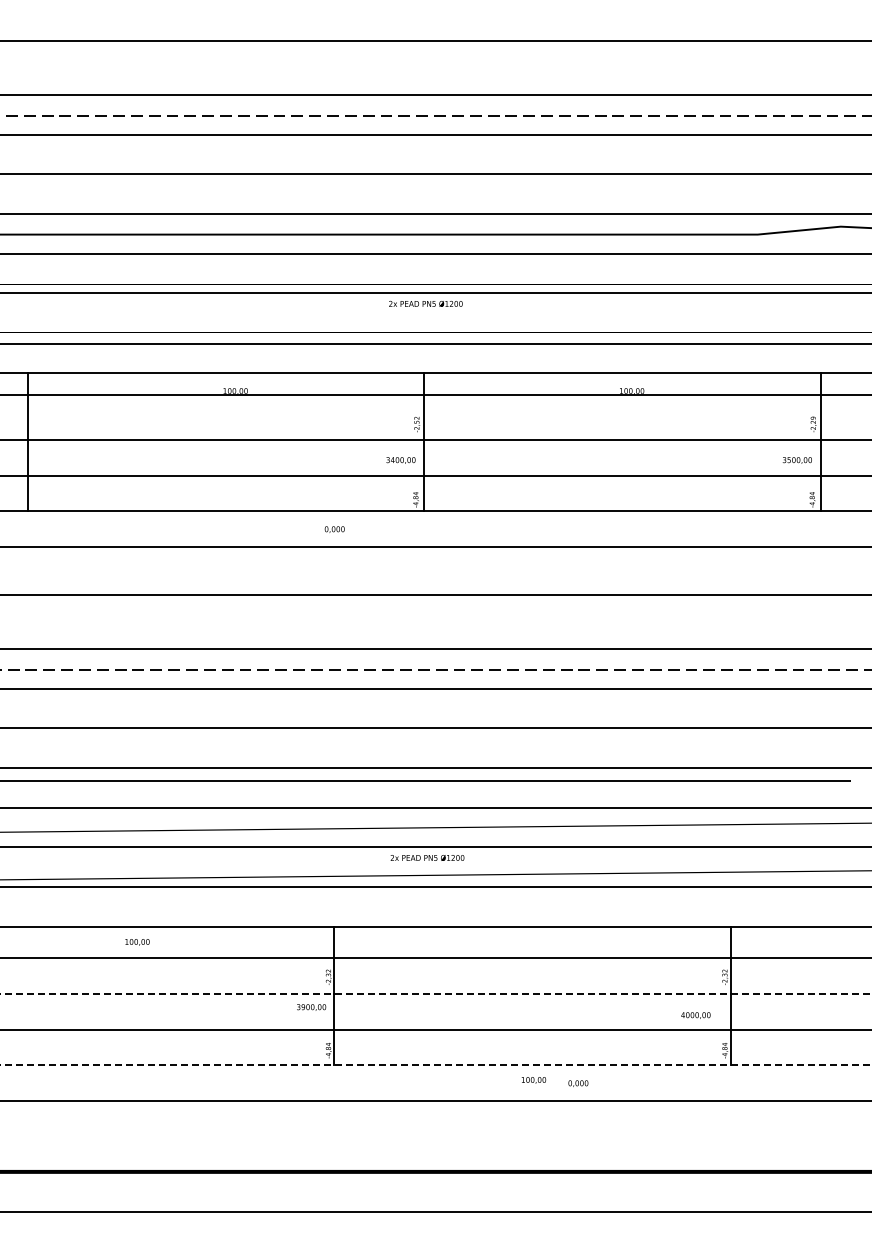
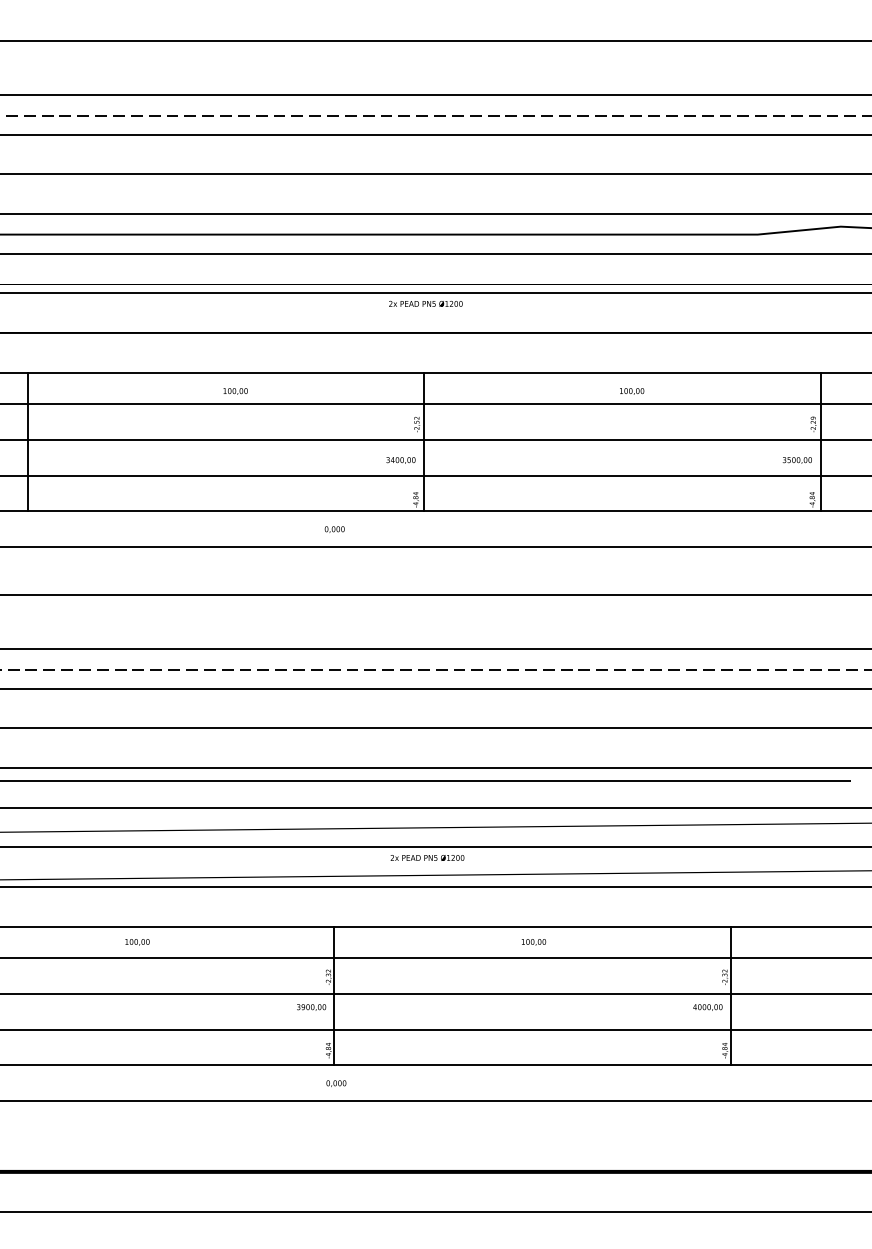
line position: (435, 343) -> (435, 332) (435, 332)
line position: (435, 395) -> (435, 404) (435, 404)
line: dashed -> solid (435, 993)
text position: (695, 1015) -> (707, 1007) (707, 1007)
line: dashed -> solid (435, 1065)
text position: (533, 1080) -> (533, 942) (533, 942)
text position: (578, 1083) -> (336, 1083) (336, 1083)
